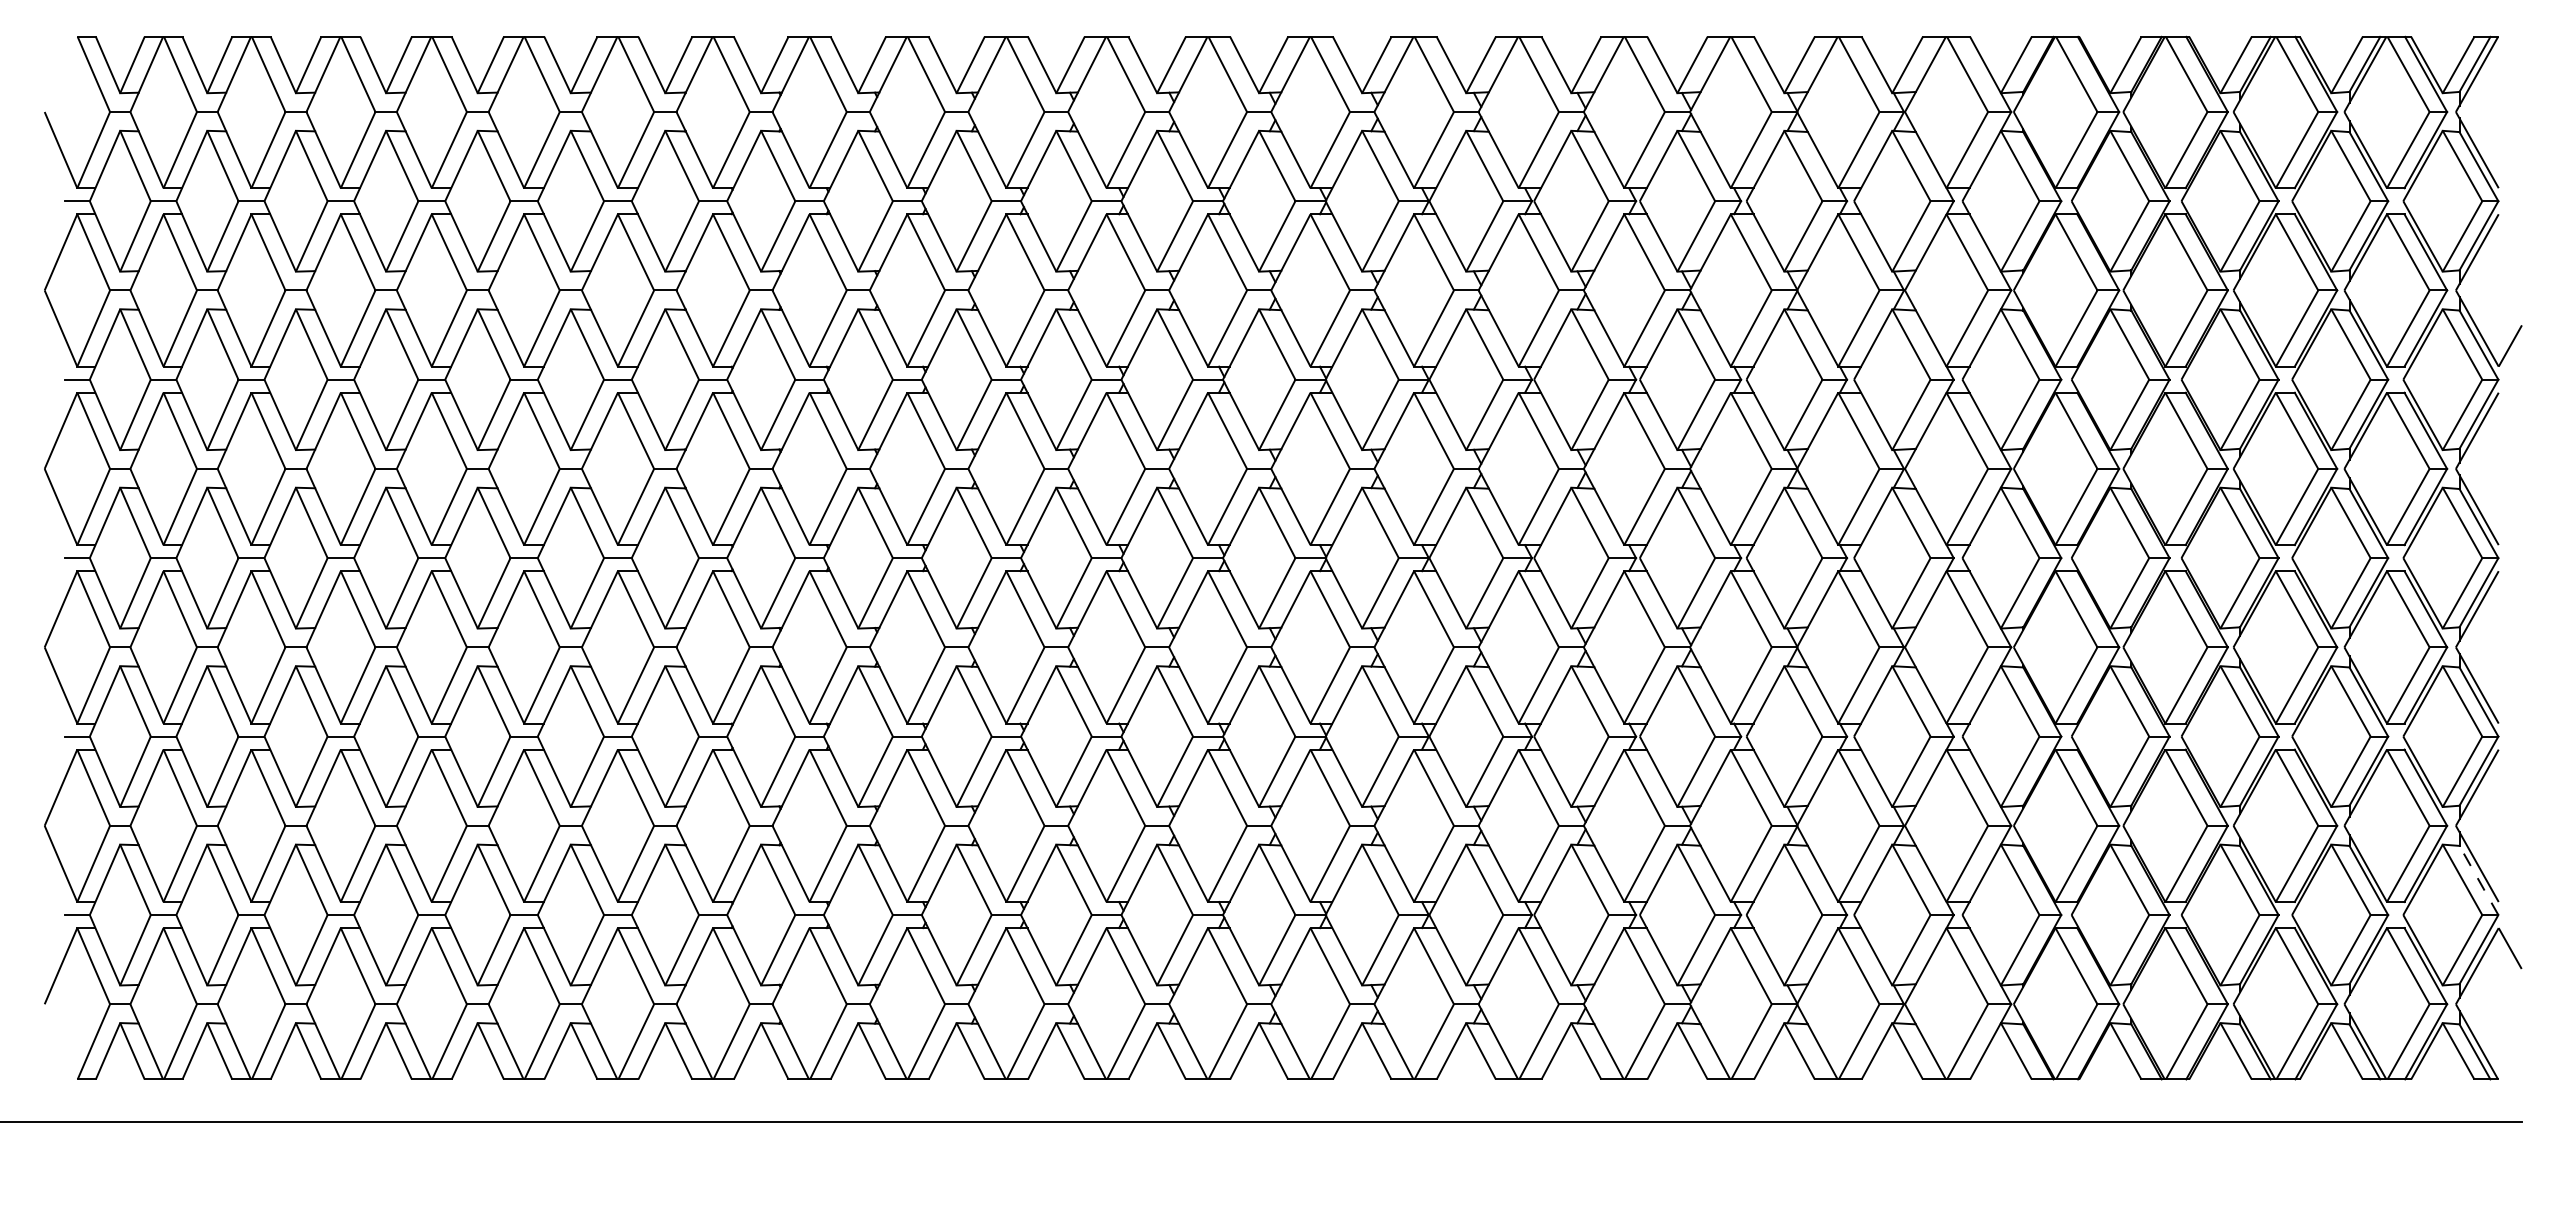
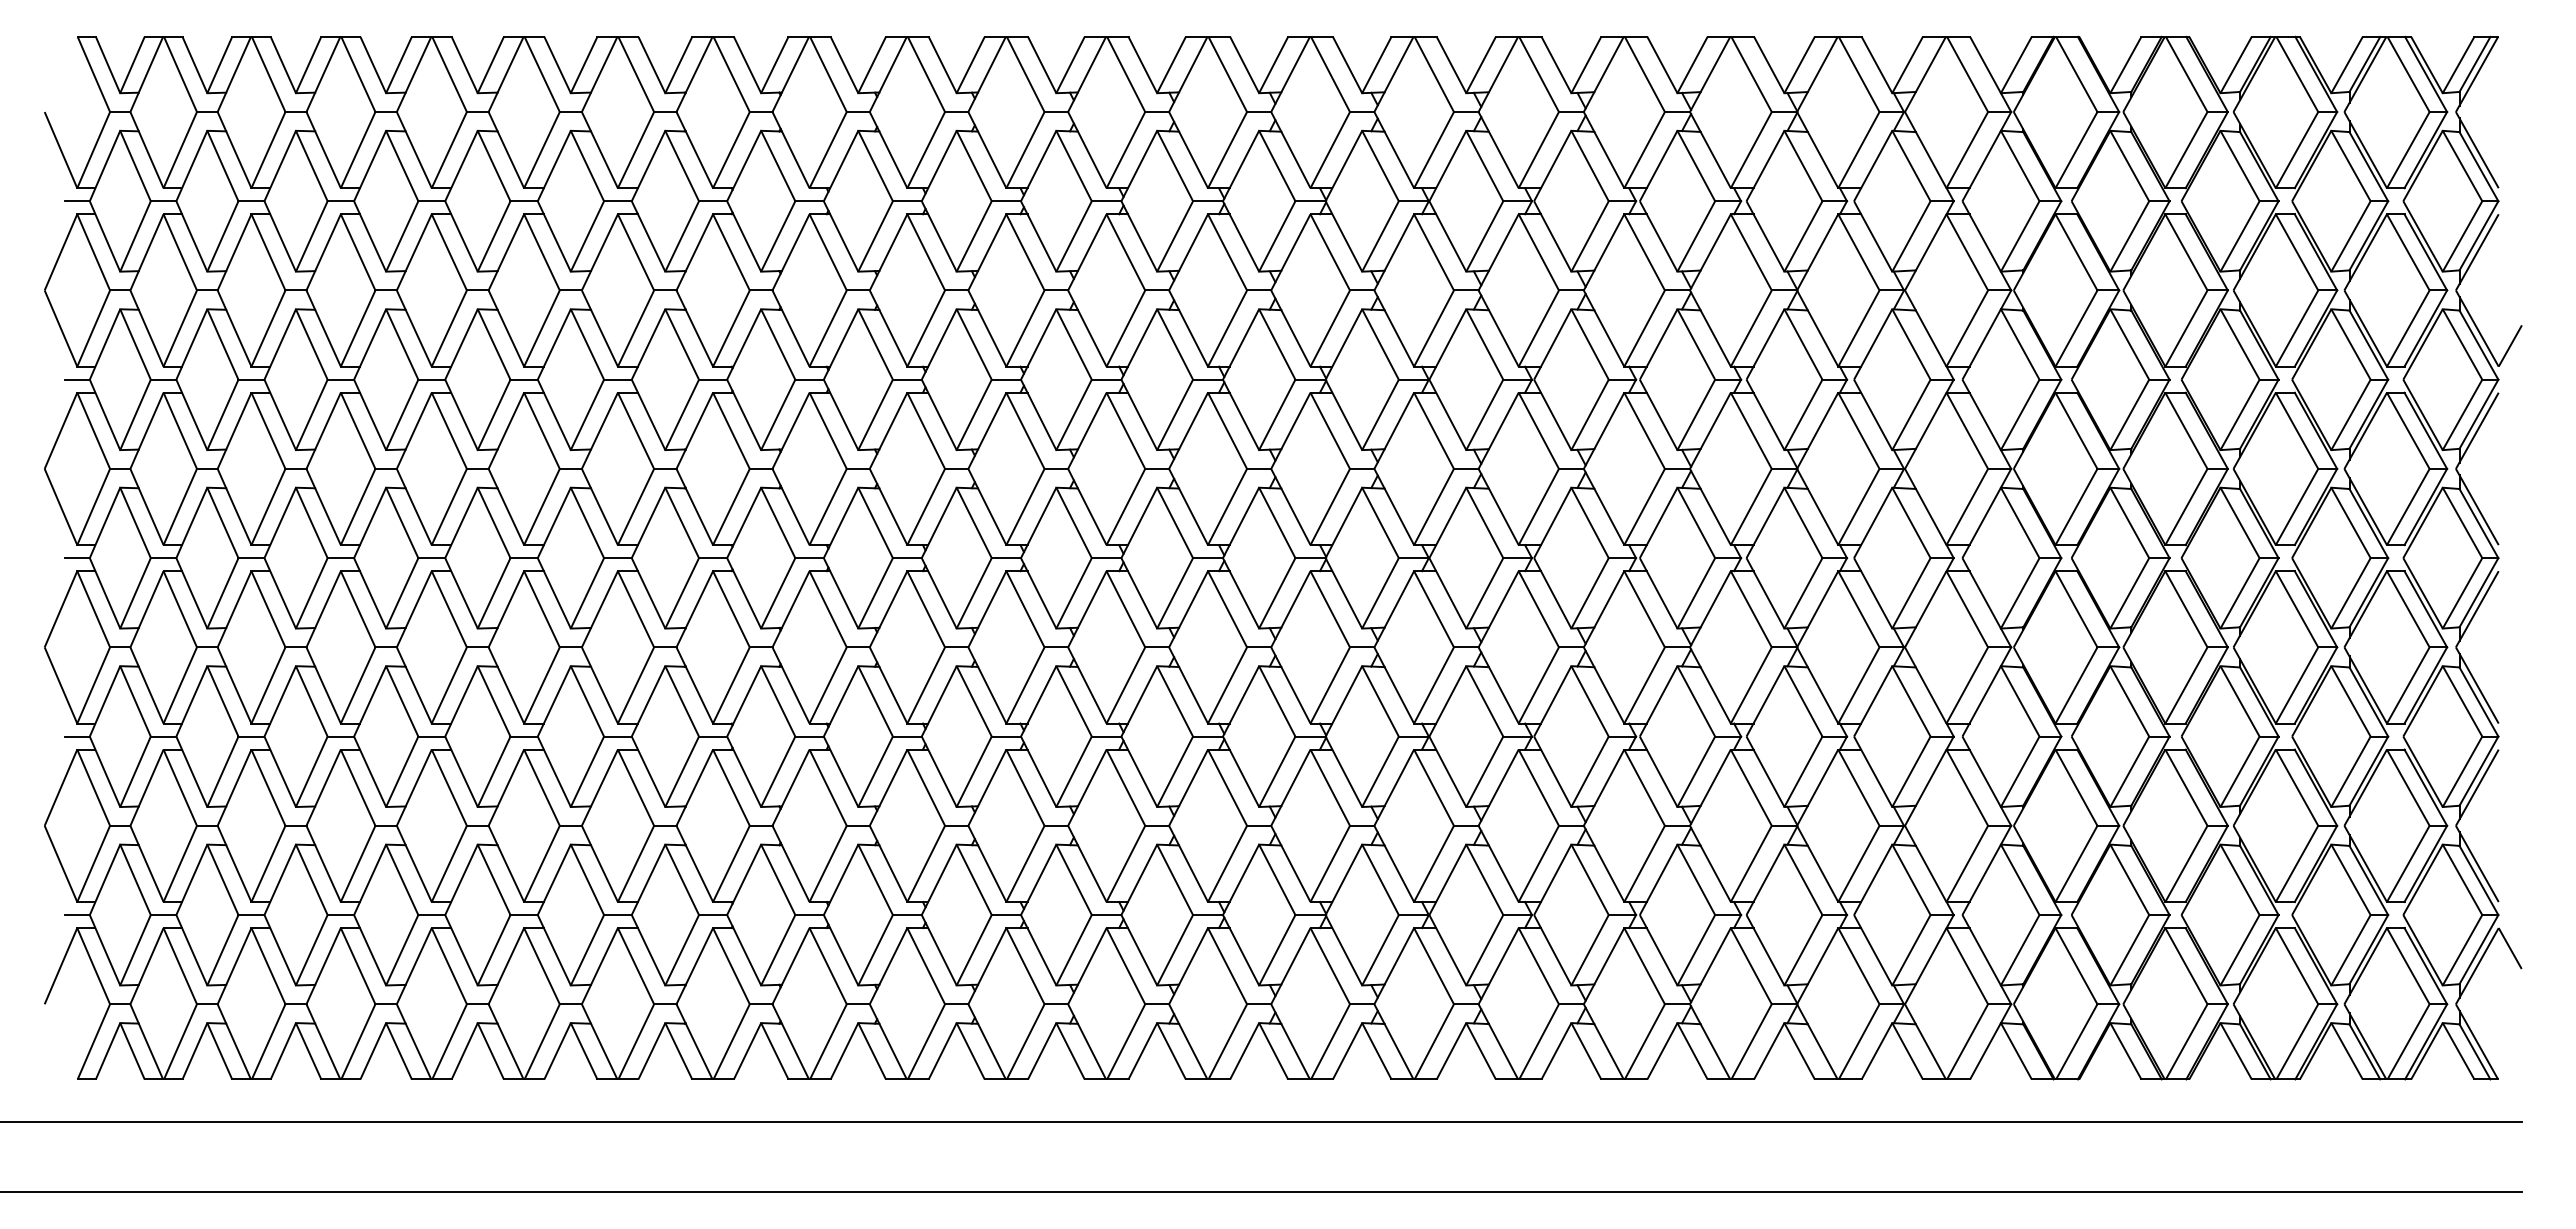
line: dashed -> solid (2478, 880)
line: none -> present (1261, 1192)
